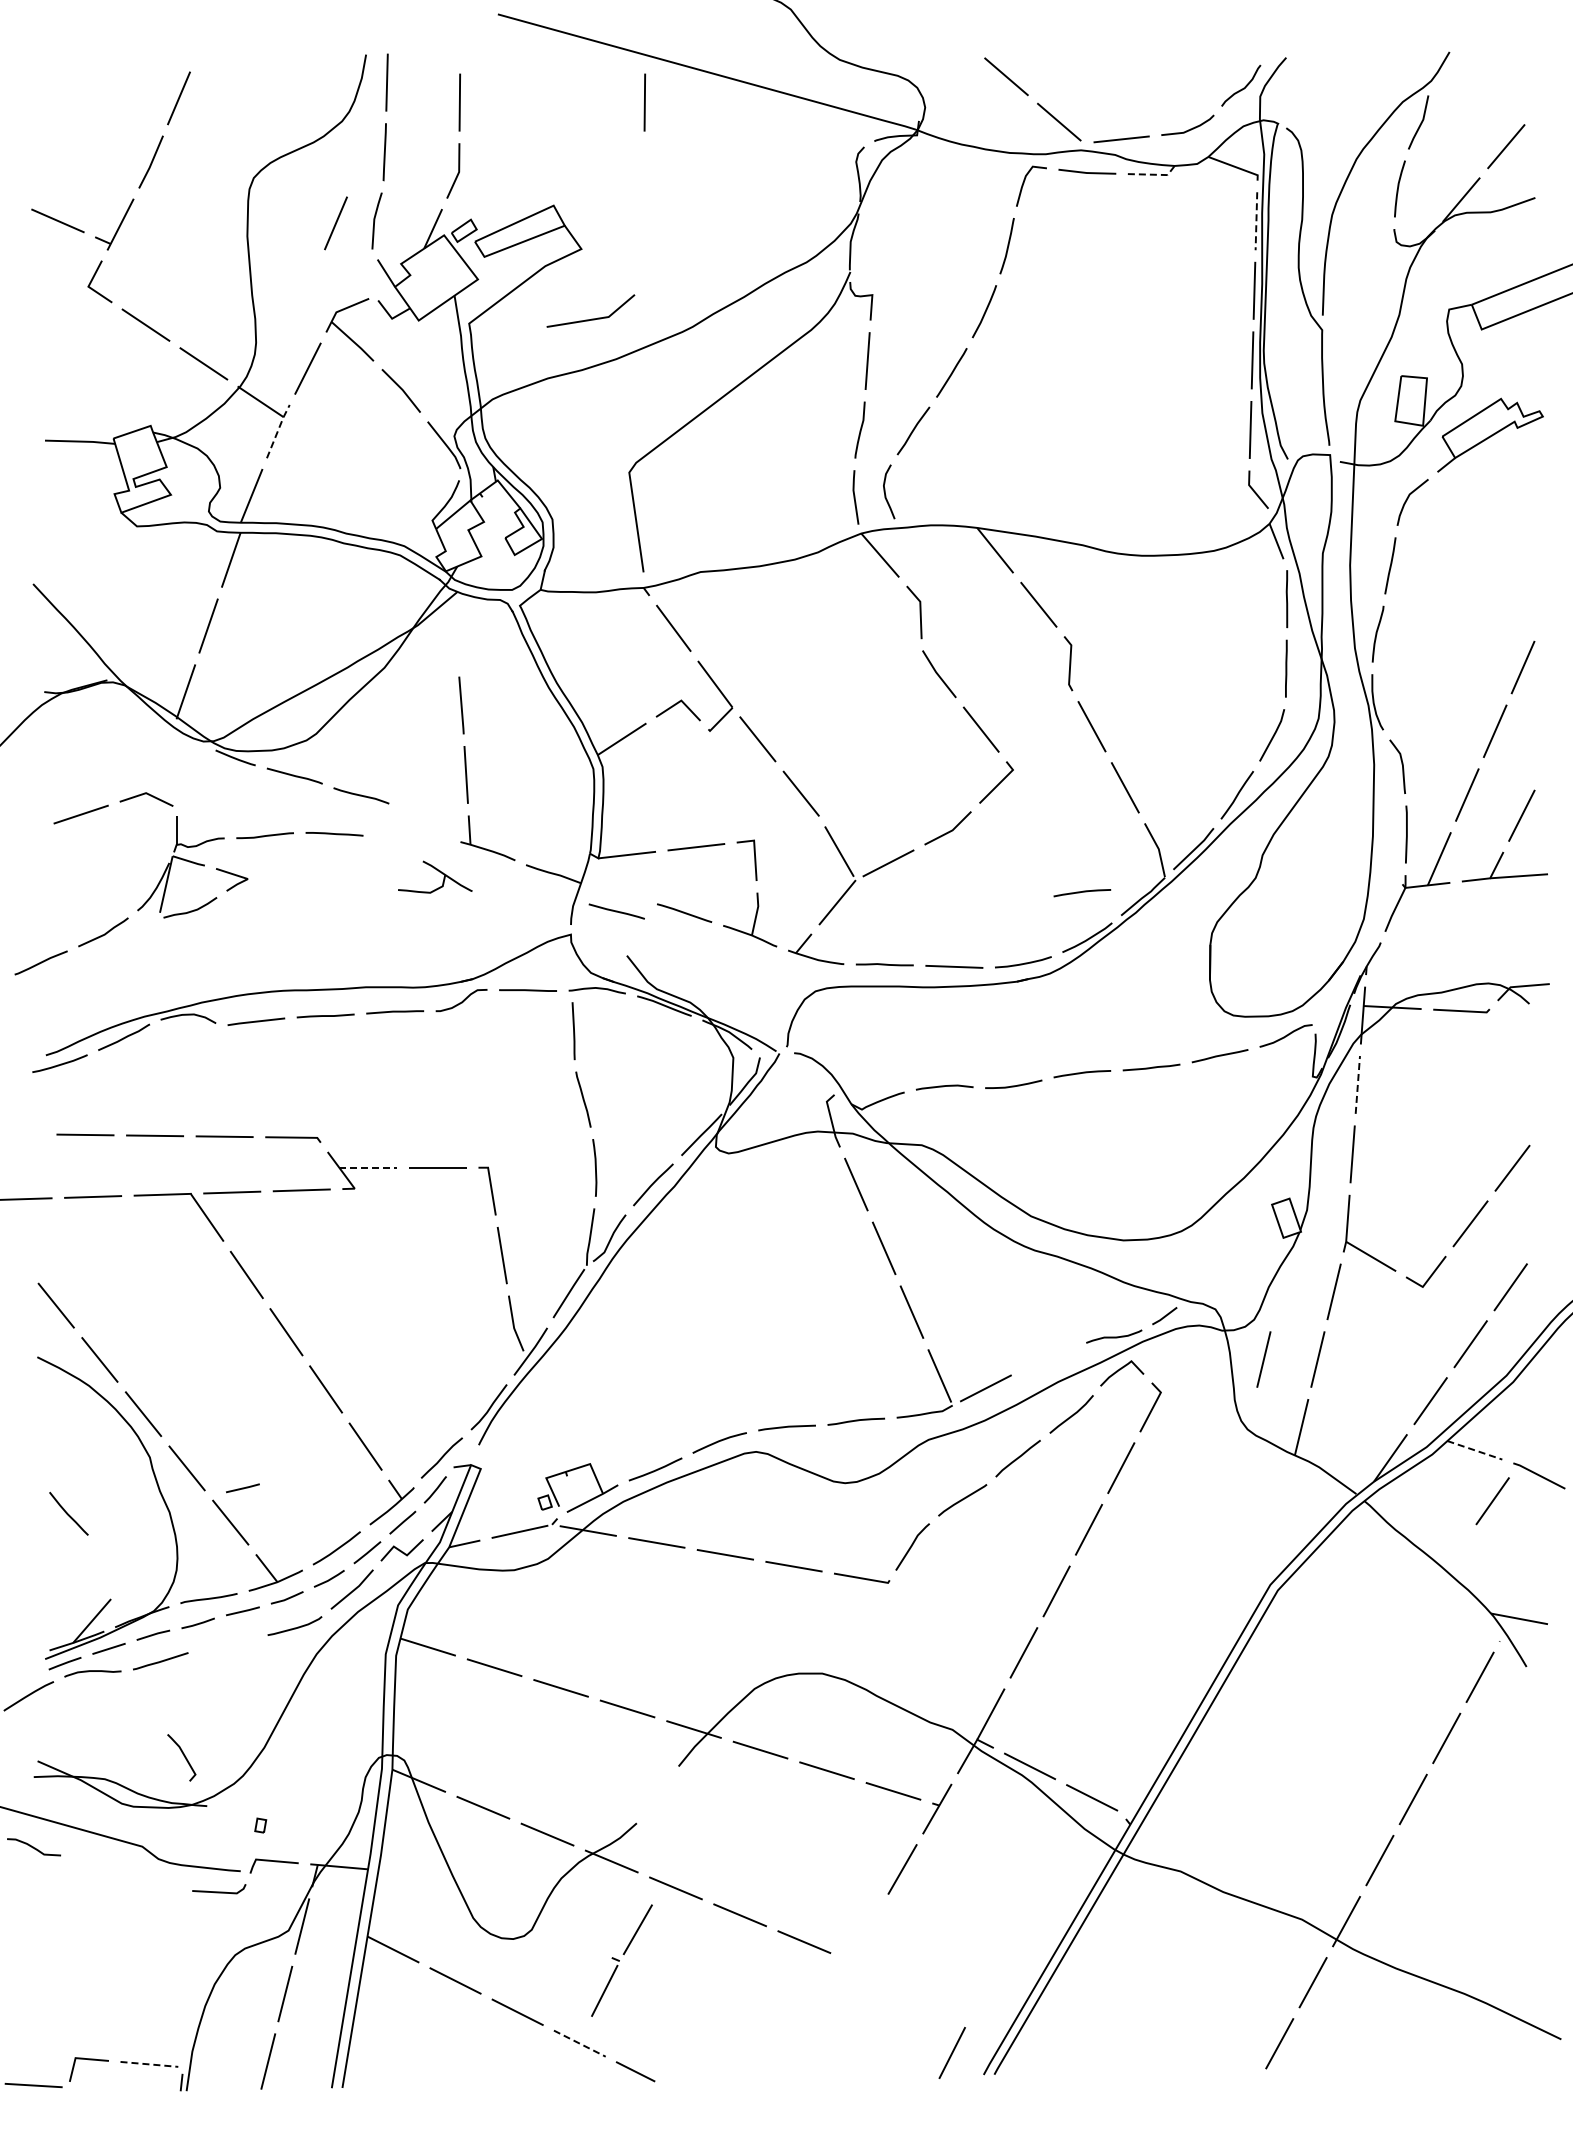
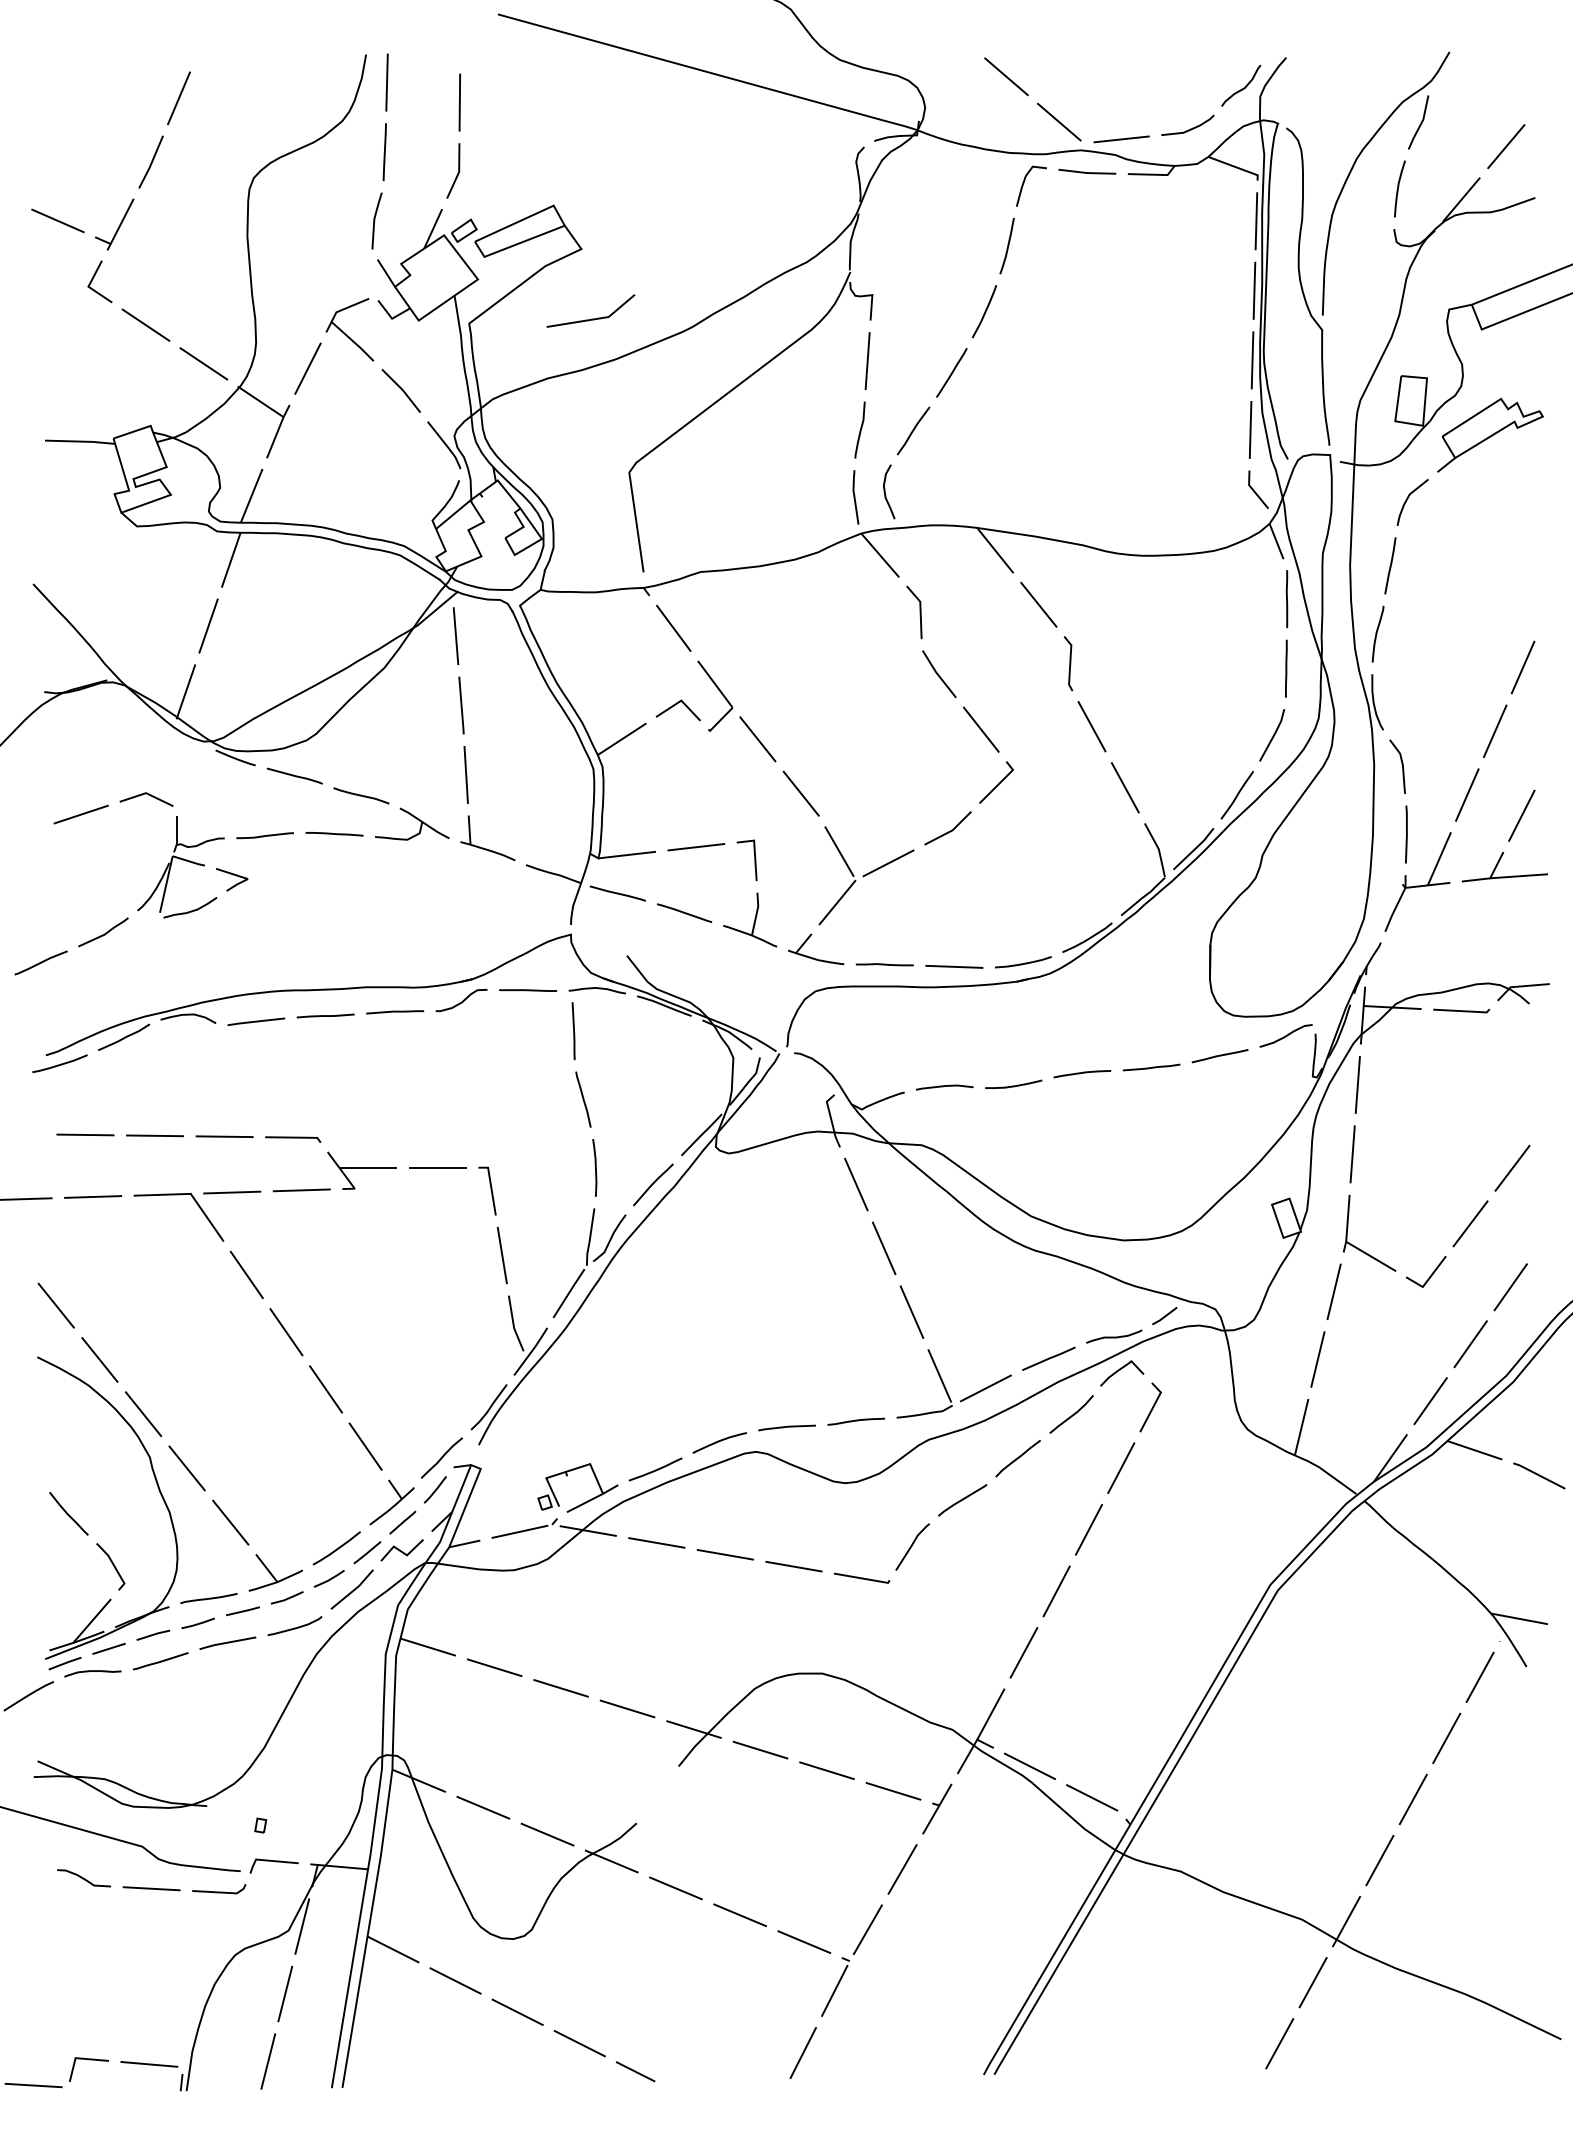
line: present -> none (644, 102)
line: dashed -> solid (1153, 174)
line: dashed -> solid (1256, 221)
line: present -> none (335, 223)
line: dashed -> solid (278, 430)
line: none -> present (455, 635)
part position: (435, 876) -> (412, 823) (412, 823)
curve: present -> none (1082, 892)
line position: (616, 911) -> (617, 893) (617, 893)
line: dashed -> solid (1357, 1084)
line: dashed -> solid (367, 1167)
line: none -> present (1048, 1358)
line: present -> none (1263, 1359)
line: dashed -> solid (1473, 1449)
line: present -> none (242, 1488)
line: present -> none (1492, 1501)
line: none -> present (227, 1642)
line position: (183, 1756) -> (112, 1565) (112, 1565)
curve position: (34, 1847) -> (84, 1878) (84, 1878)
line: none -> present (151, 1888)
part position: (621, 1960) -> (851, 1960) (851, 1960)
line: dashed -> solid (579, 2043)
line position: (951, 2052) -> (802, 2052) (802, 2052)
line: dashed -> solid (149, 2064)
